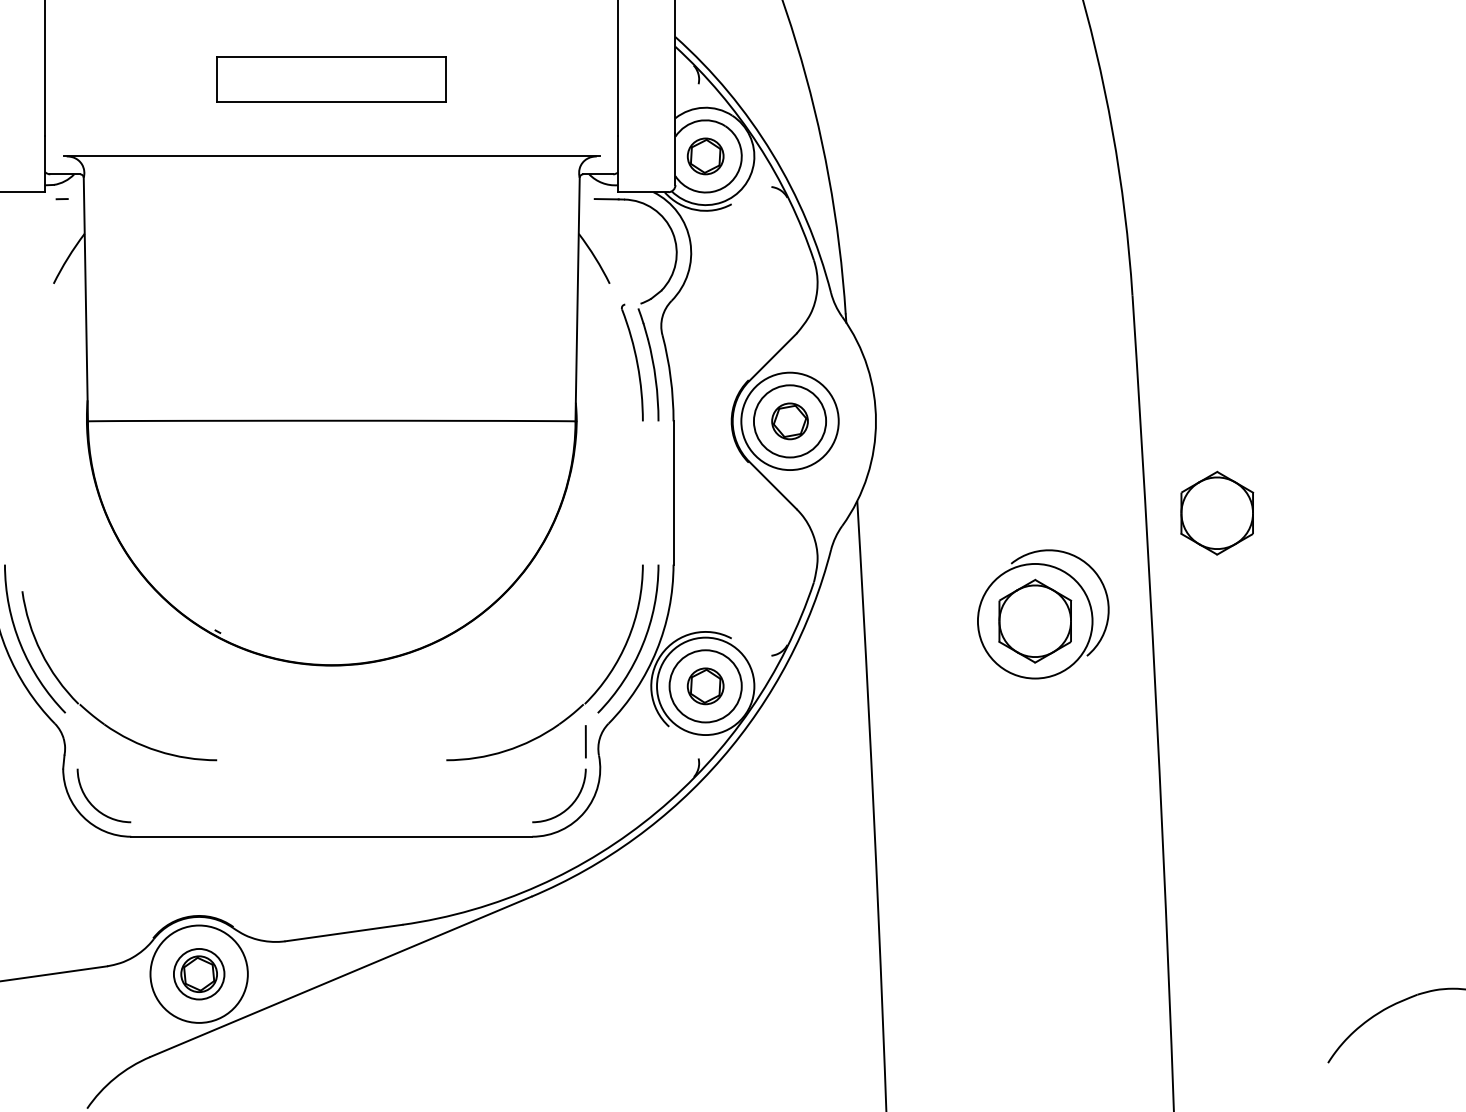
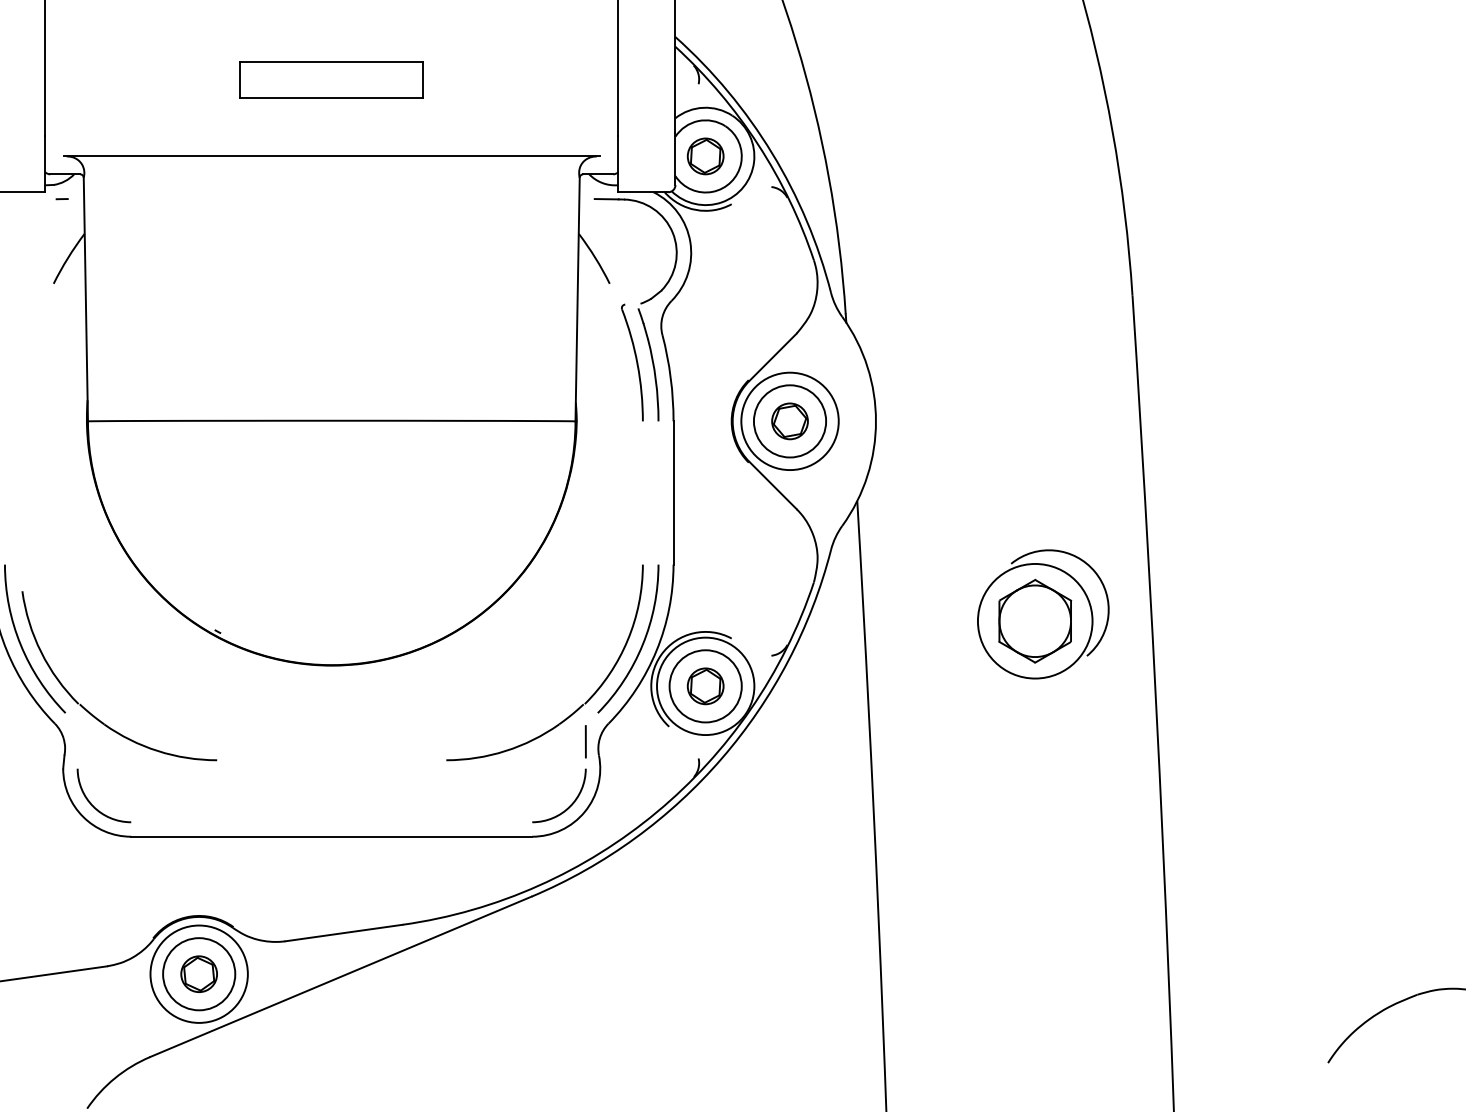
part size: 231x47 px -> 185x38 px (331, 79)
part: present -> none (1217, 512)
circle diameter: 51 px -> 72 px (199, 974)
